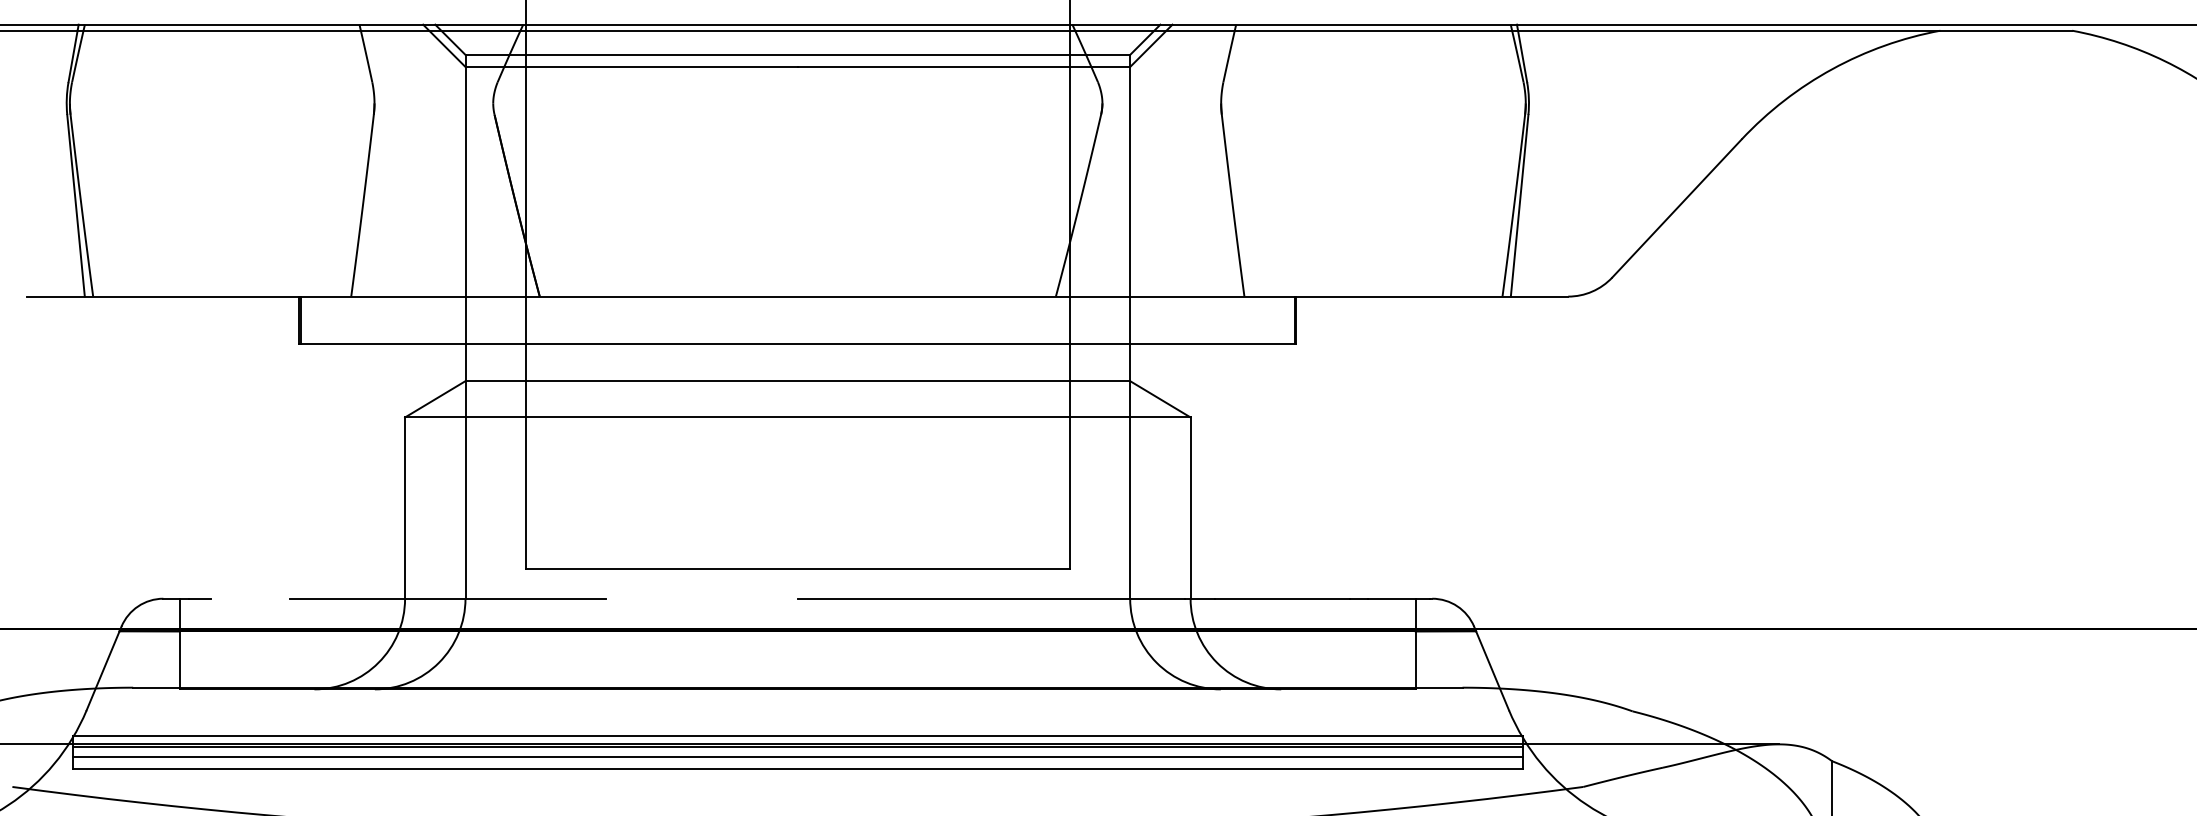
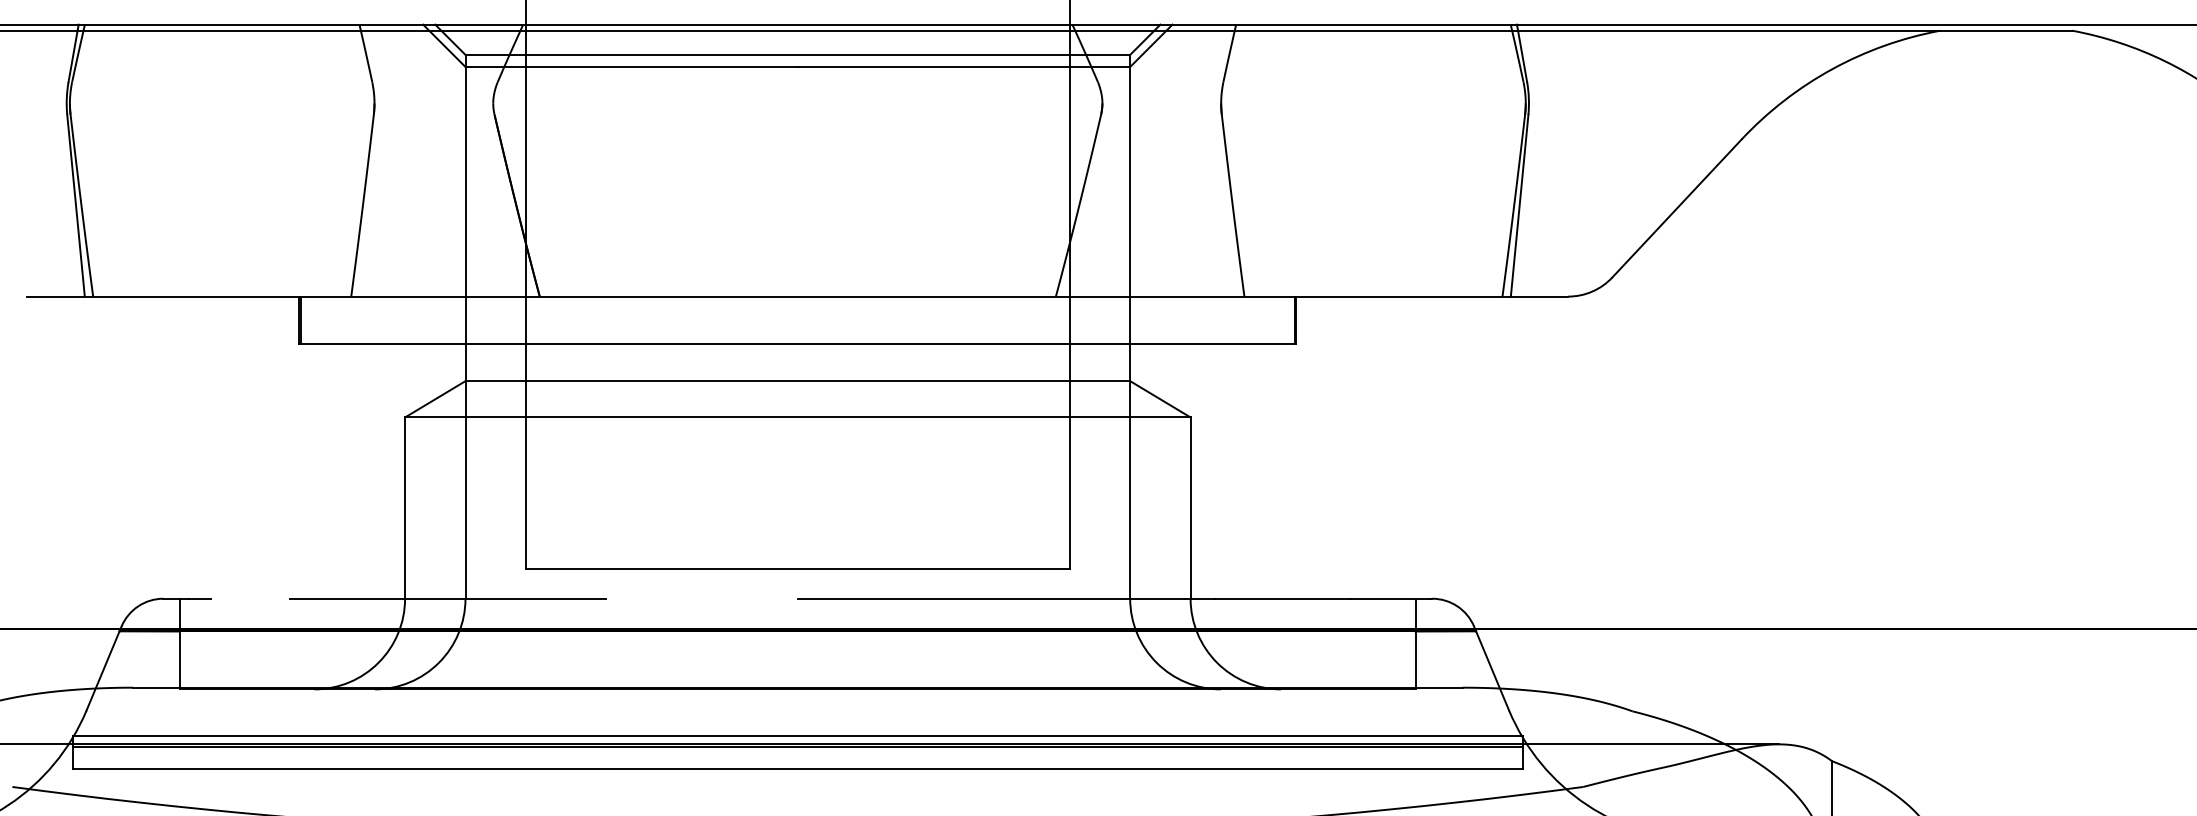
line: present -> none (797, 757)
